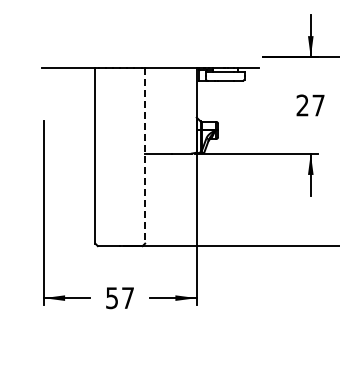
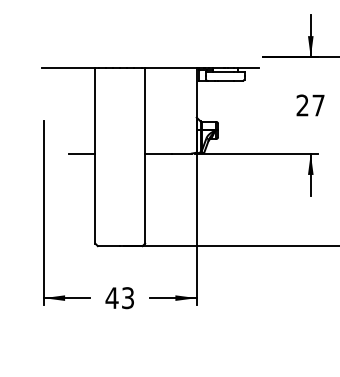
line: none -> present (81, 153)
line: dashed -> solid (145, 155)
text: 57 -> 43 (119, 298)
